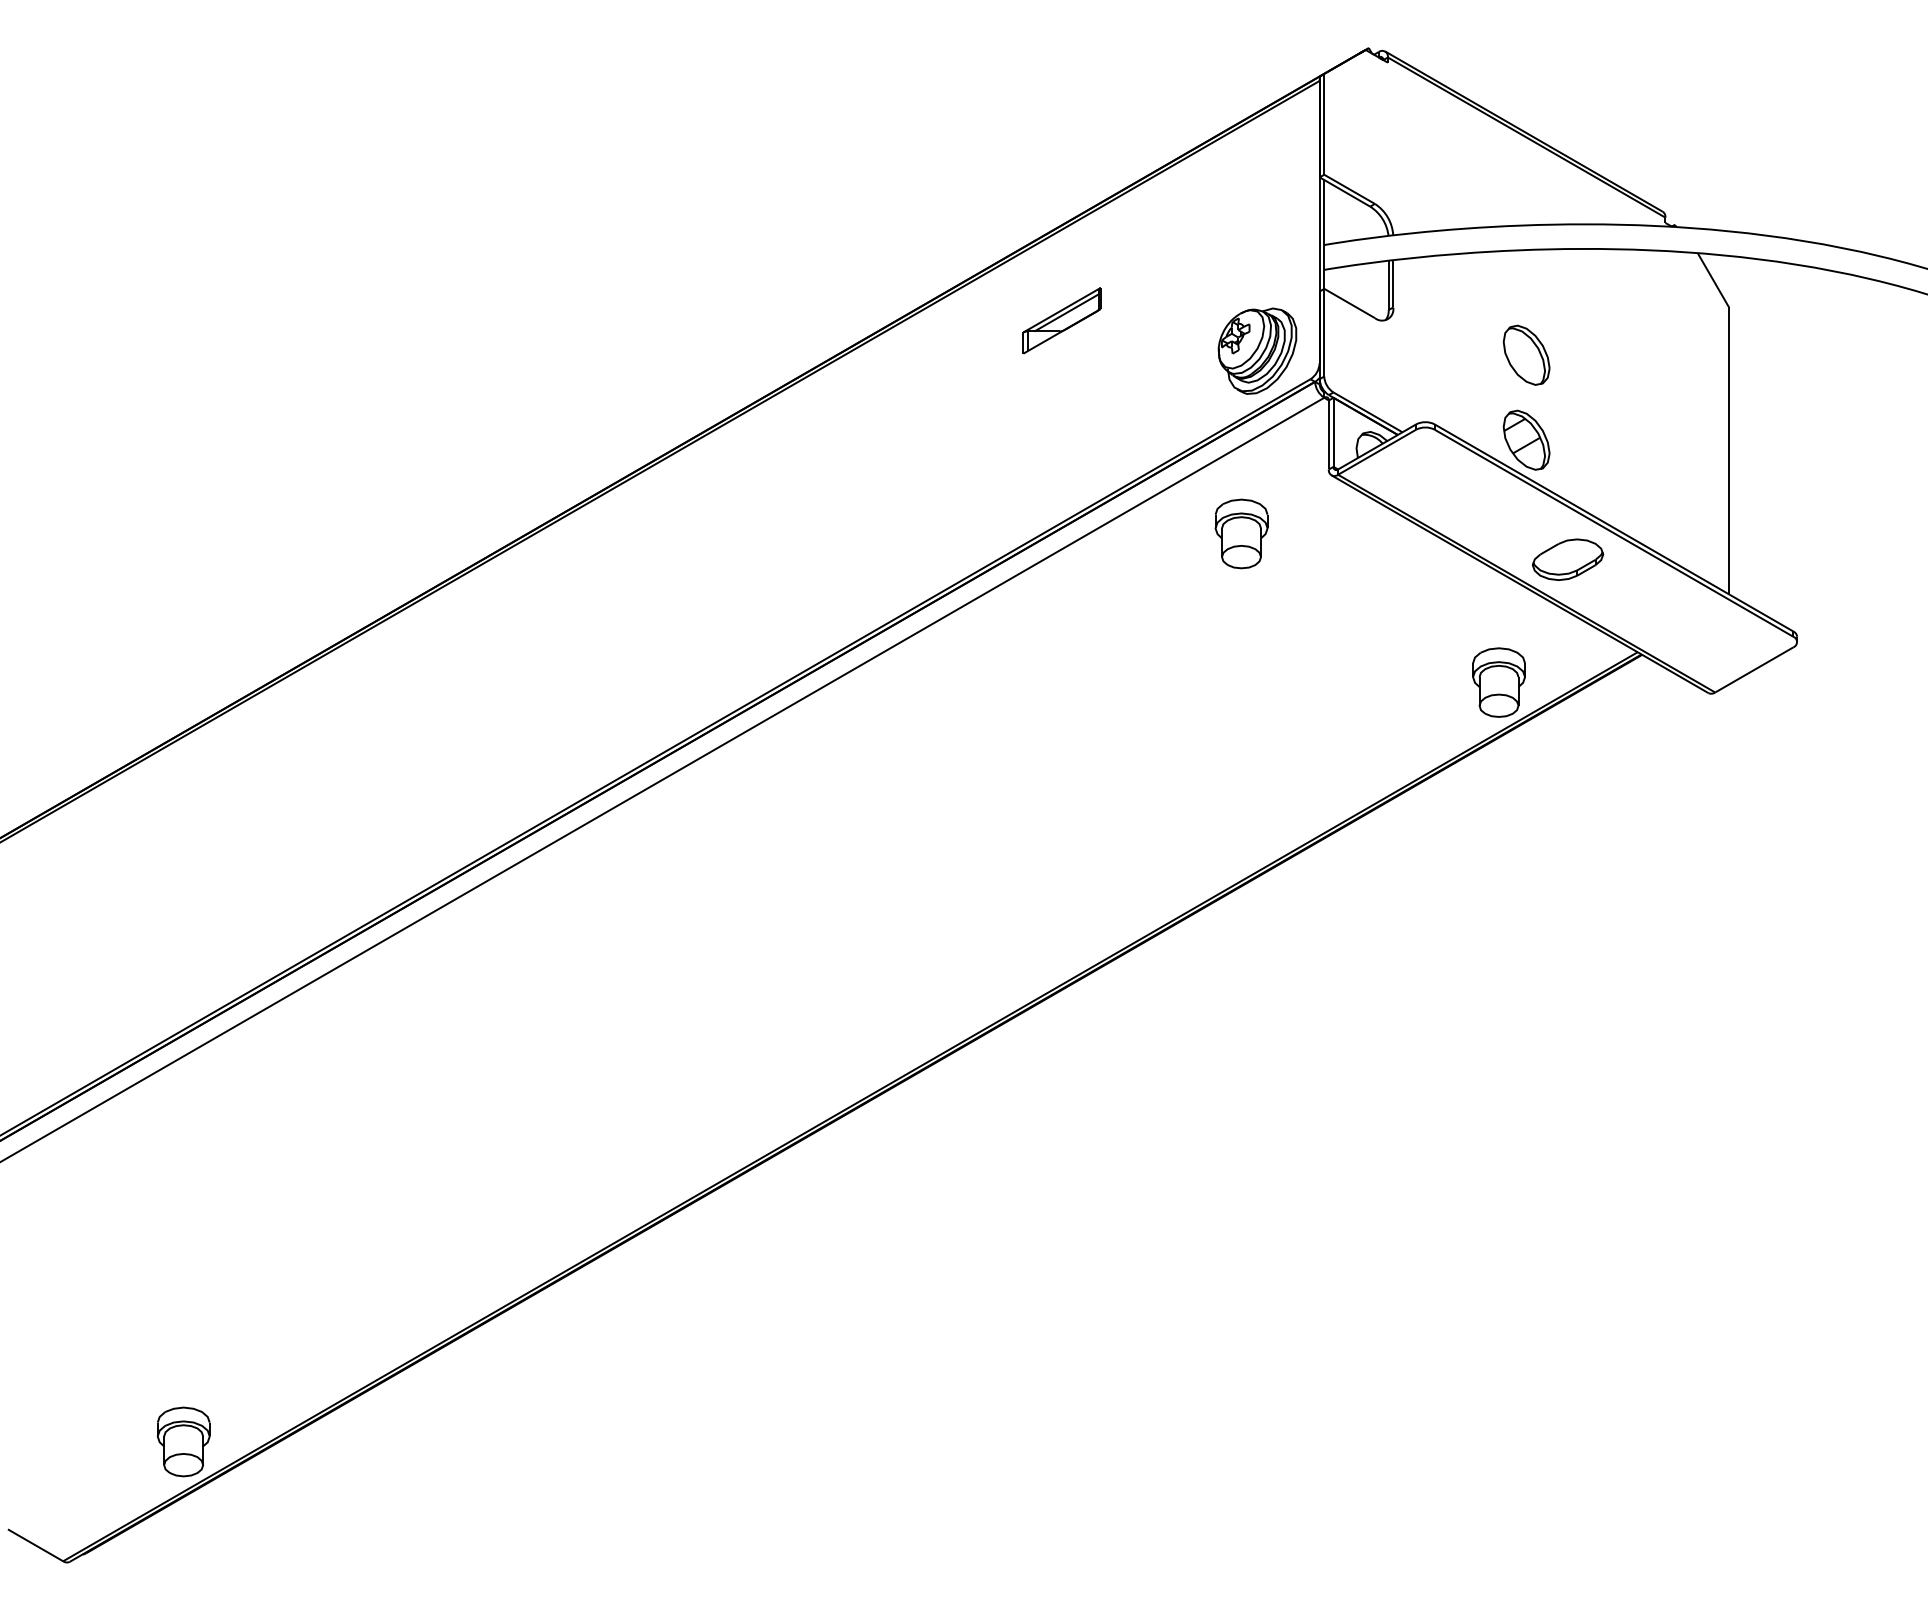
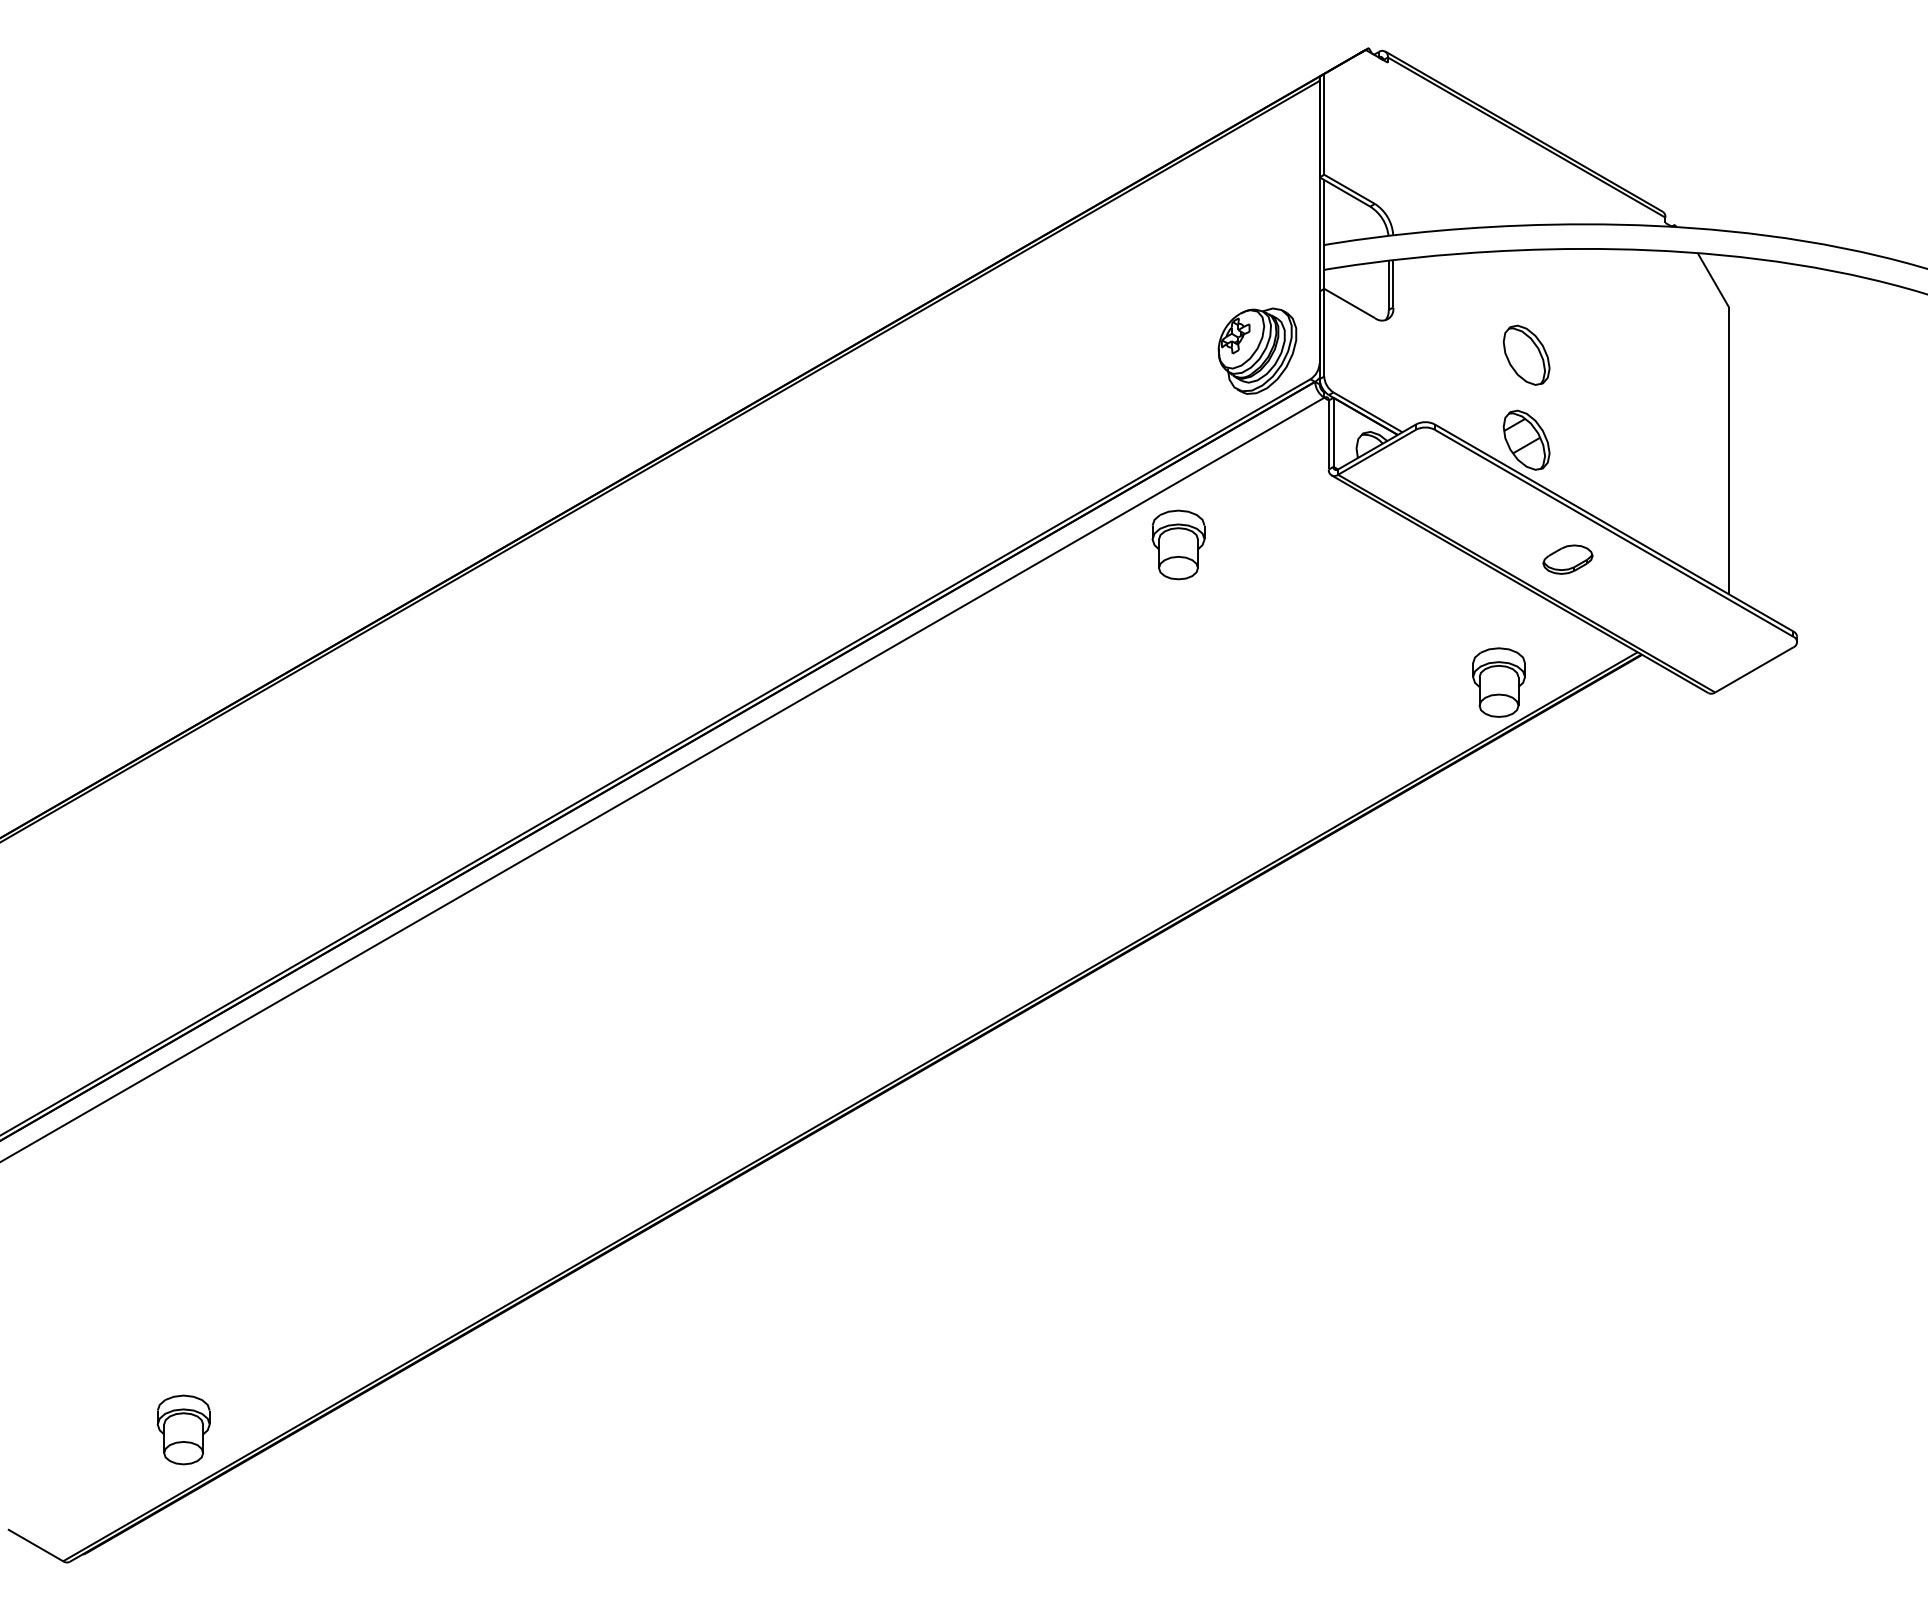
part: present -> none (1061, 320)
part position: (1241, 533) -> (1178, 544) (1178, 544)
part size: 74x43 px -> 52x31 px (1567, 559)
part position: (183, 1441) -> (183, 1429) (183, 1429)
